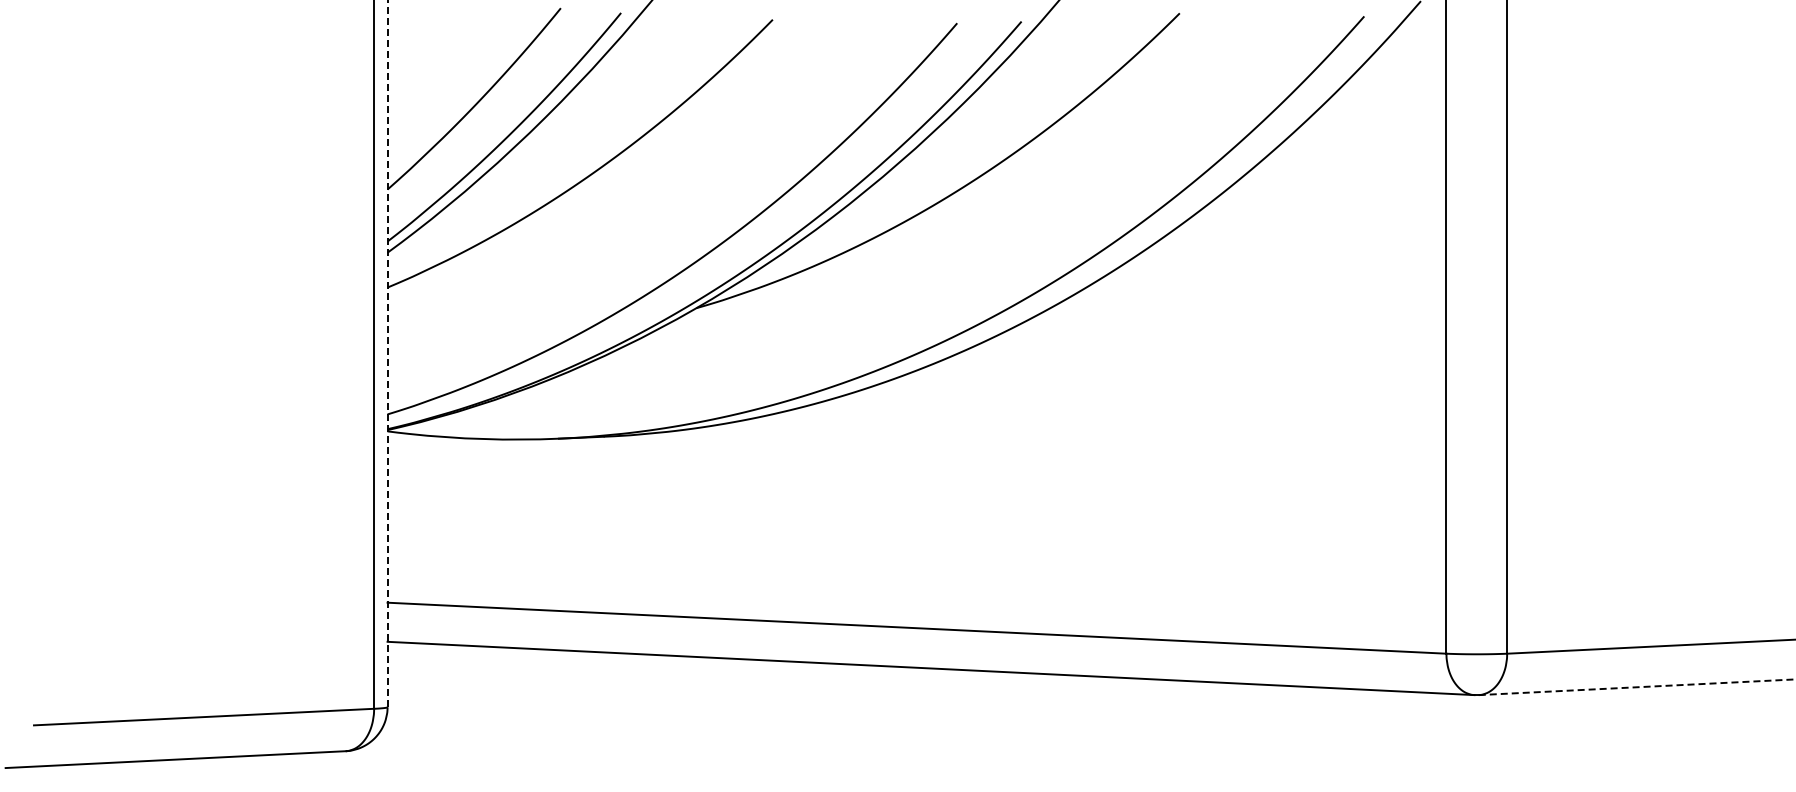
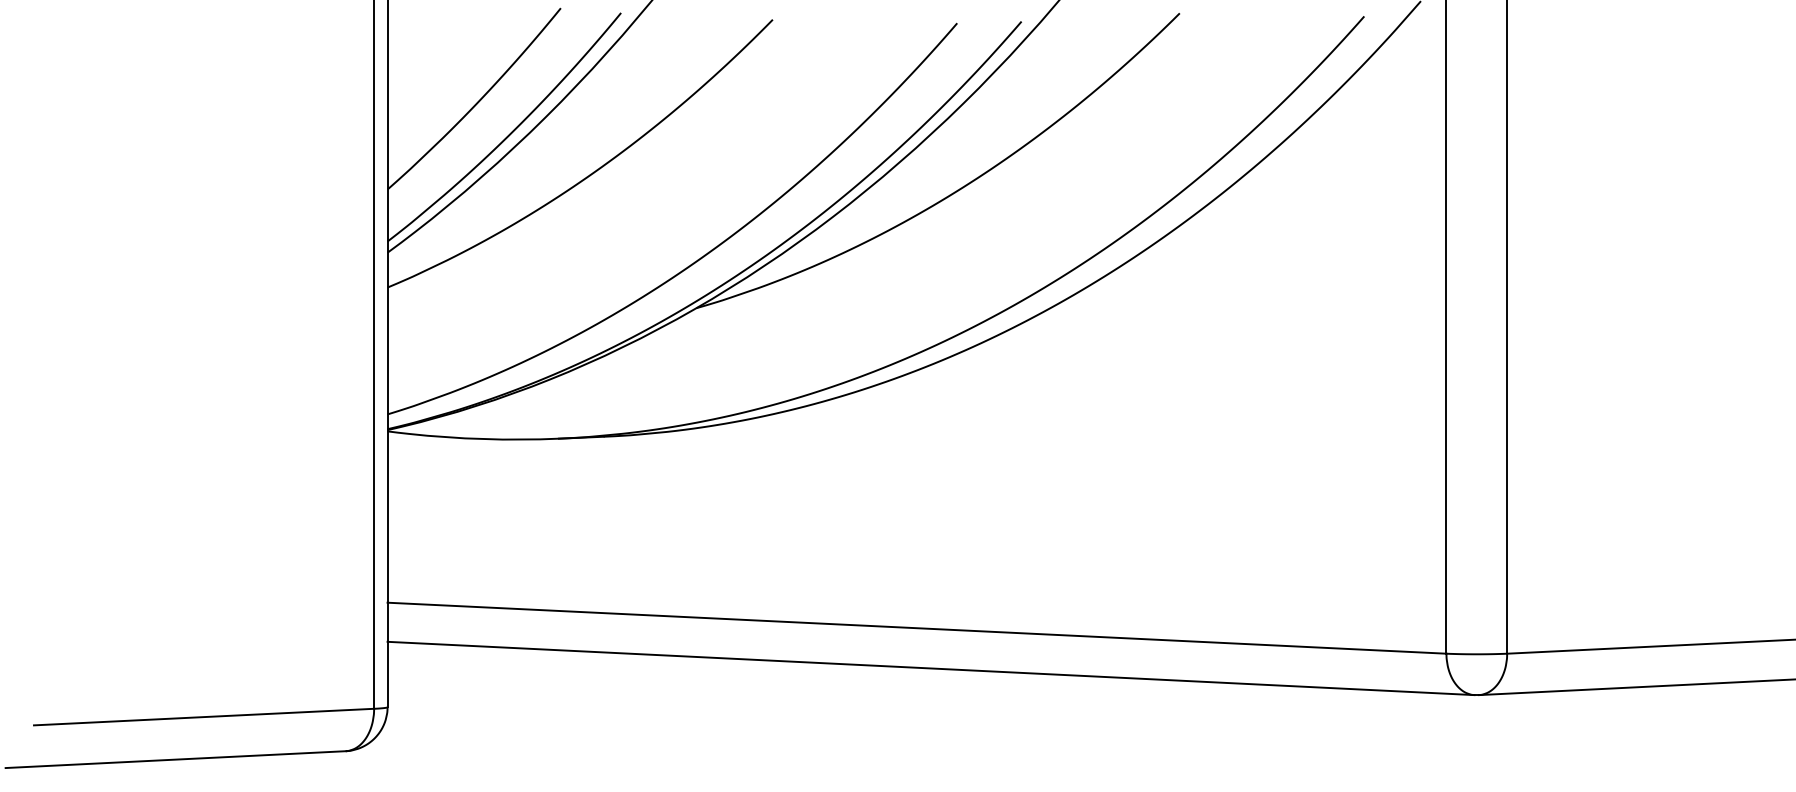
line: dashed -> solid (387, 353)
line: dashed -> solid (1637, 687)
